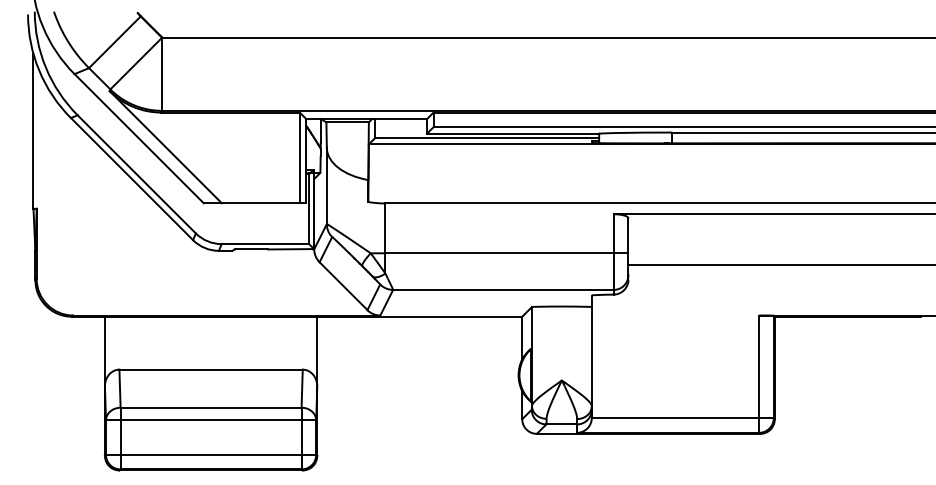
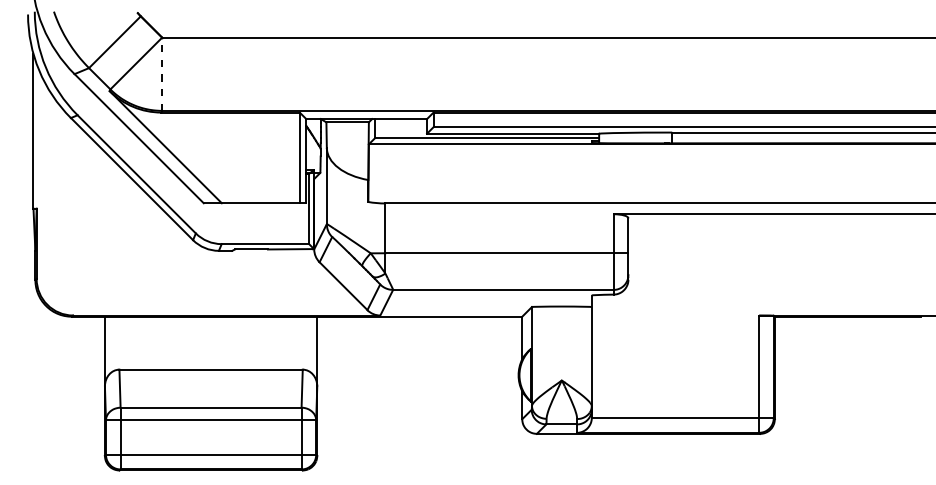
line: solid -> dashed (162, 74)
line: present -> none (780, 265)
